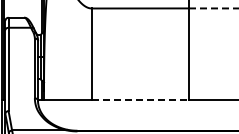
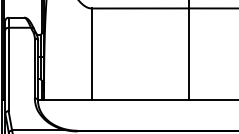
line: dashed -> solid (213, 8)
line: dashed -> solid (141, 100)
